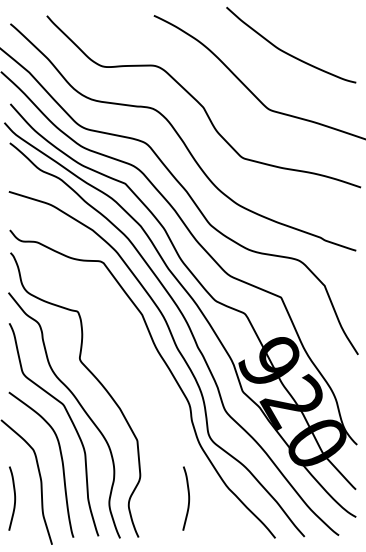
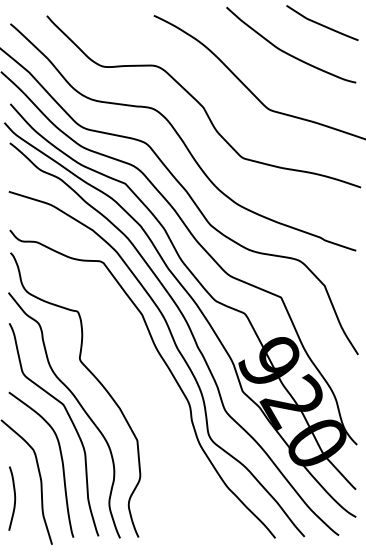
curve: none -> present (322, 24)
curve: present -> none (188, 498)
